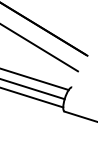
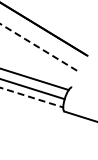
line: solid -> dashed (39, 47)
line: solid -> dashed (31, 97)
